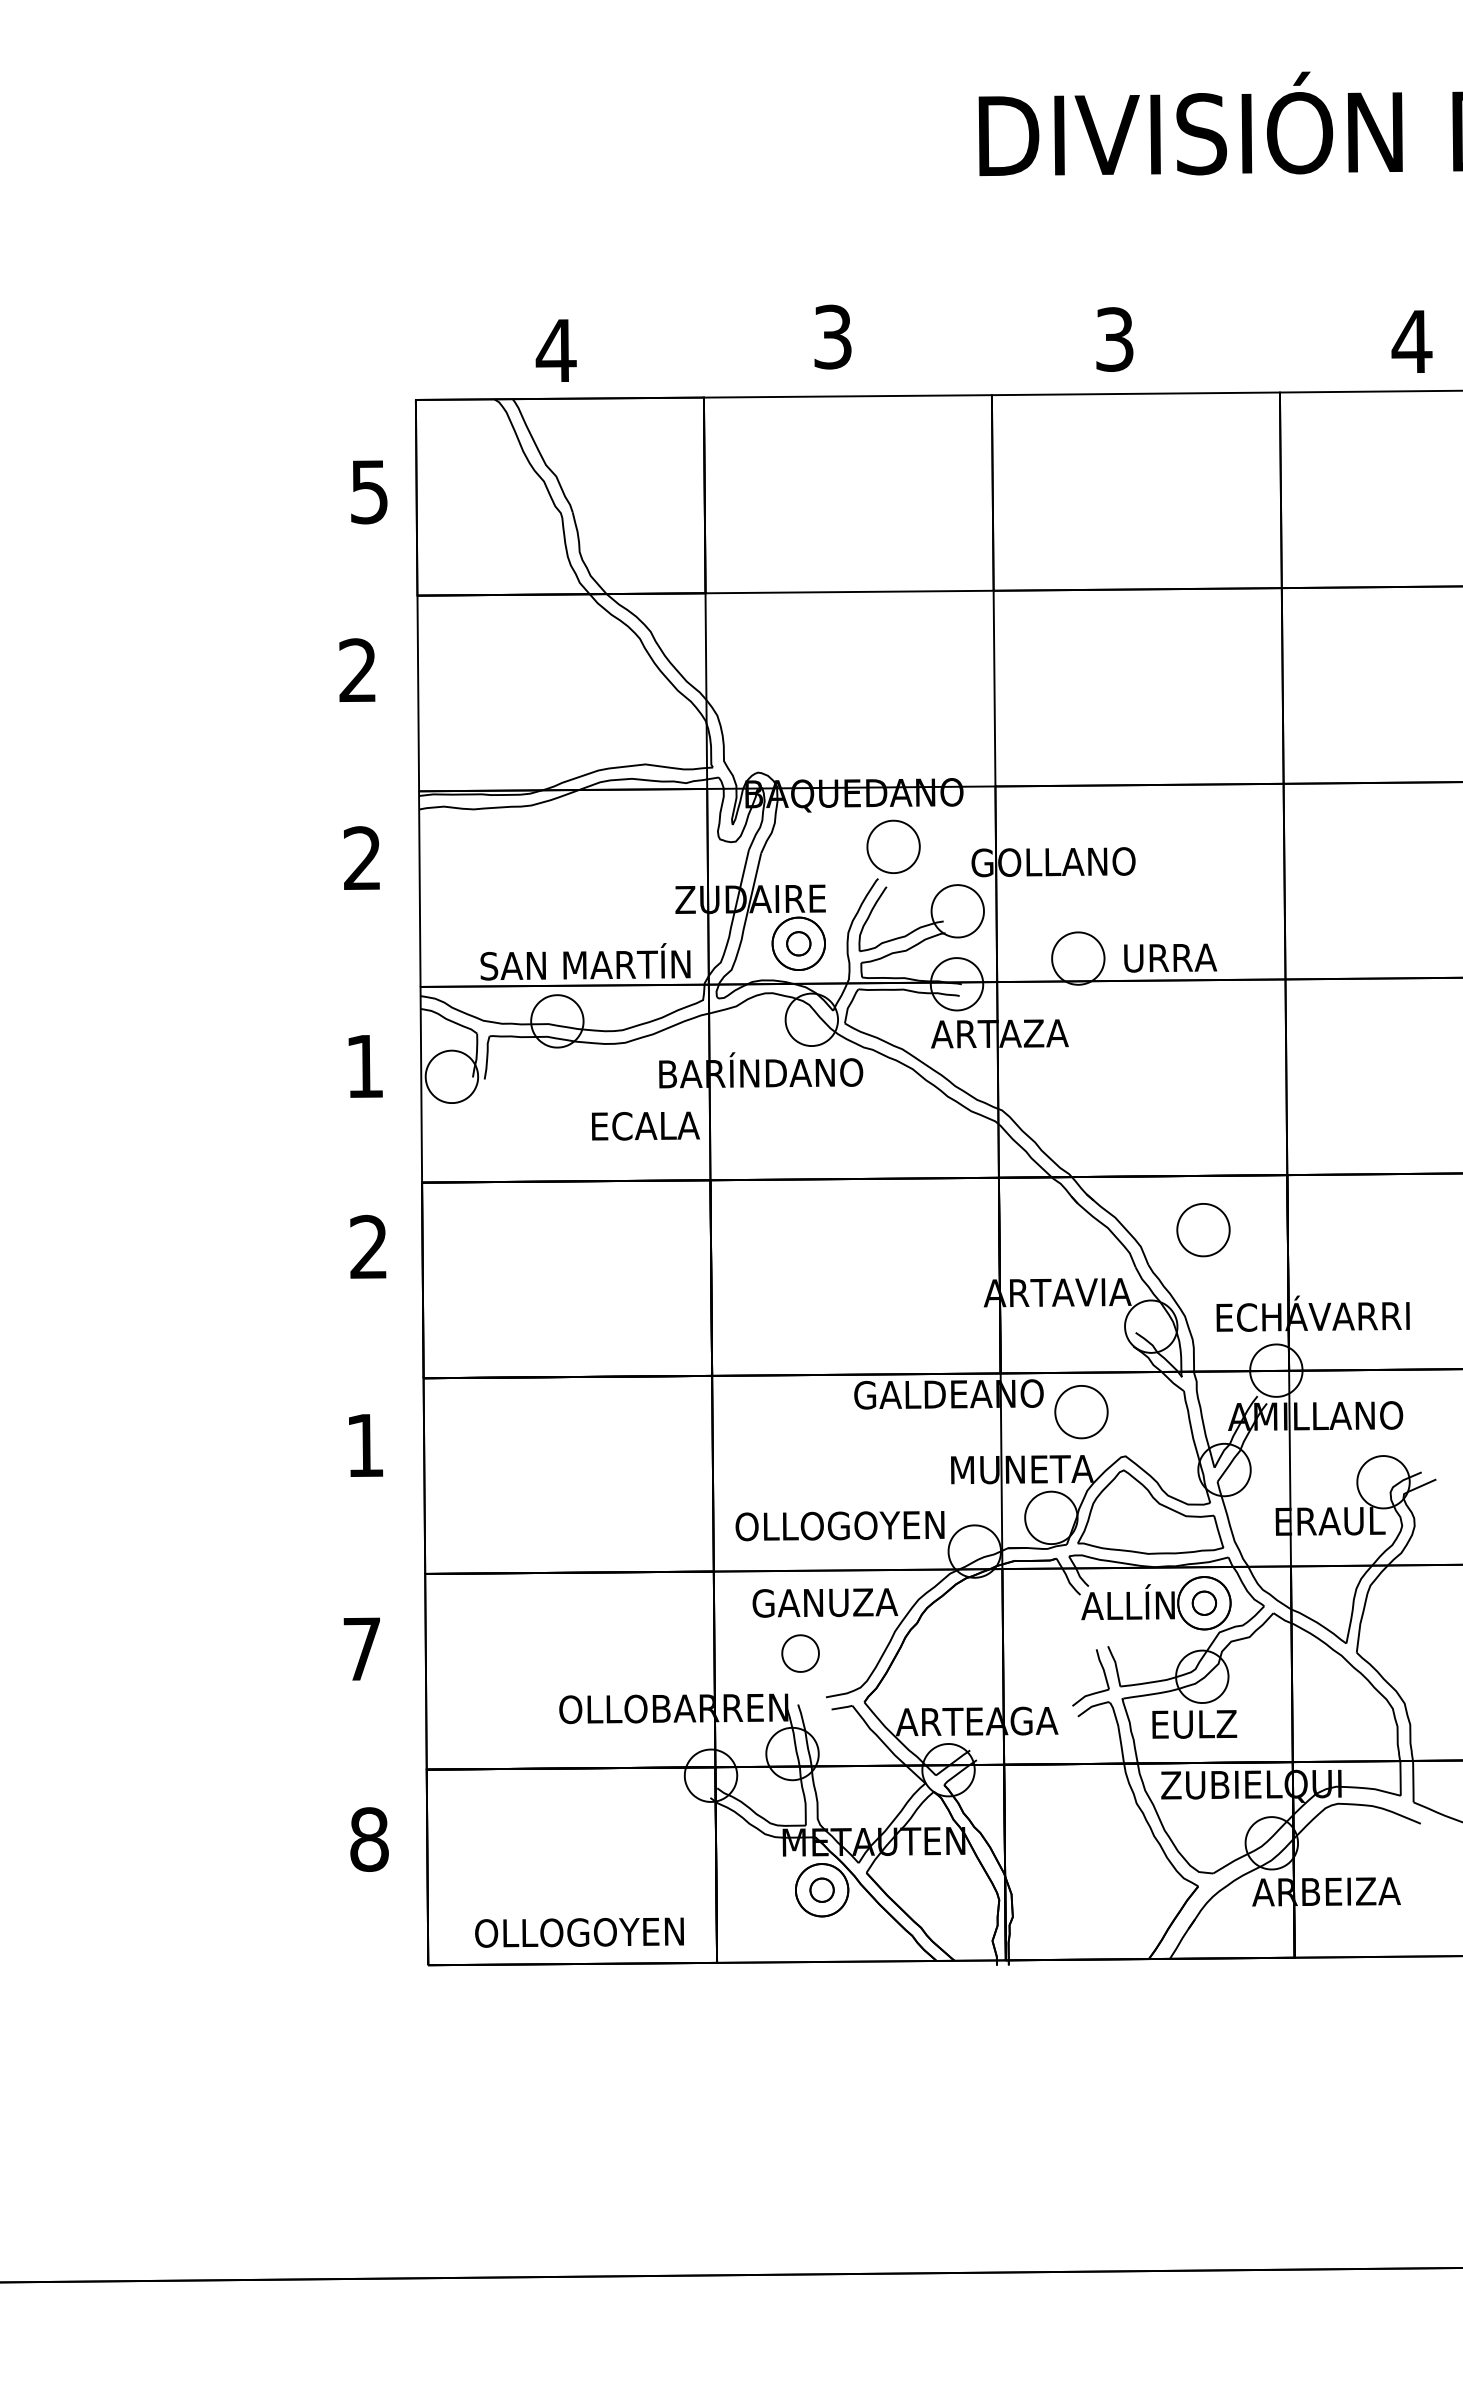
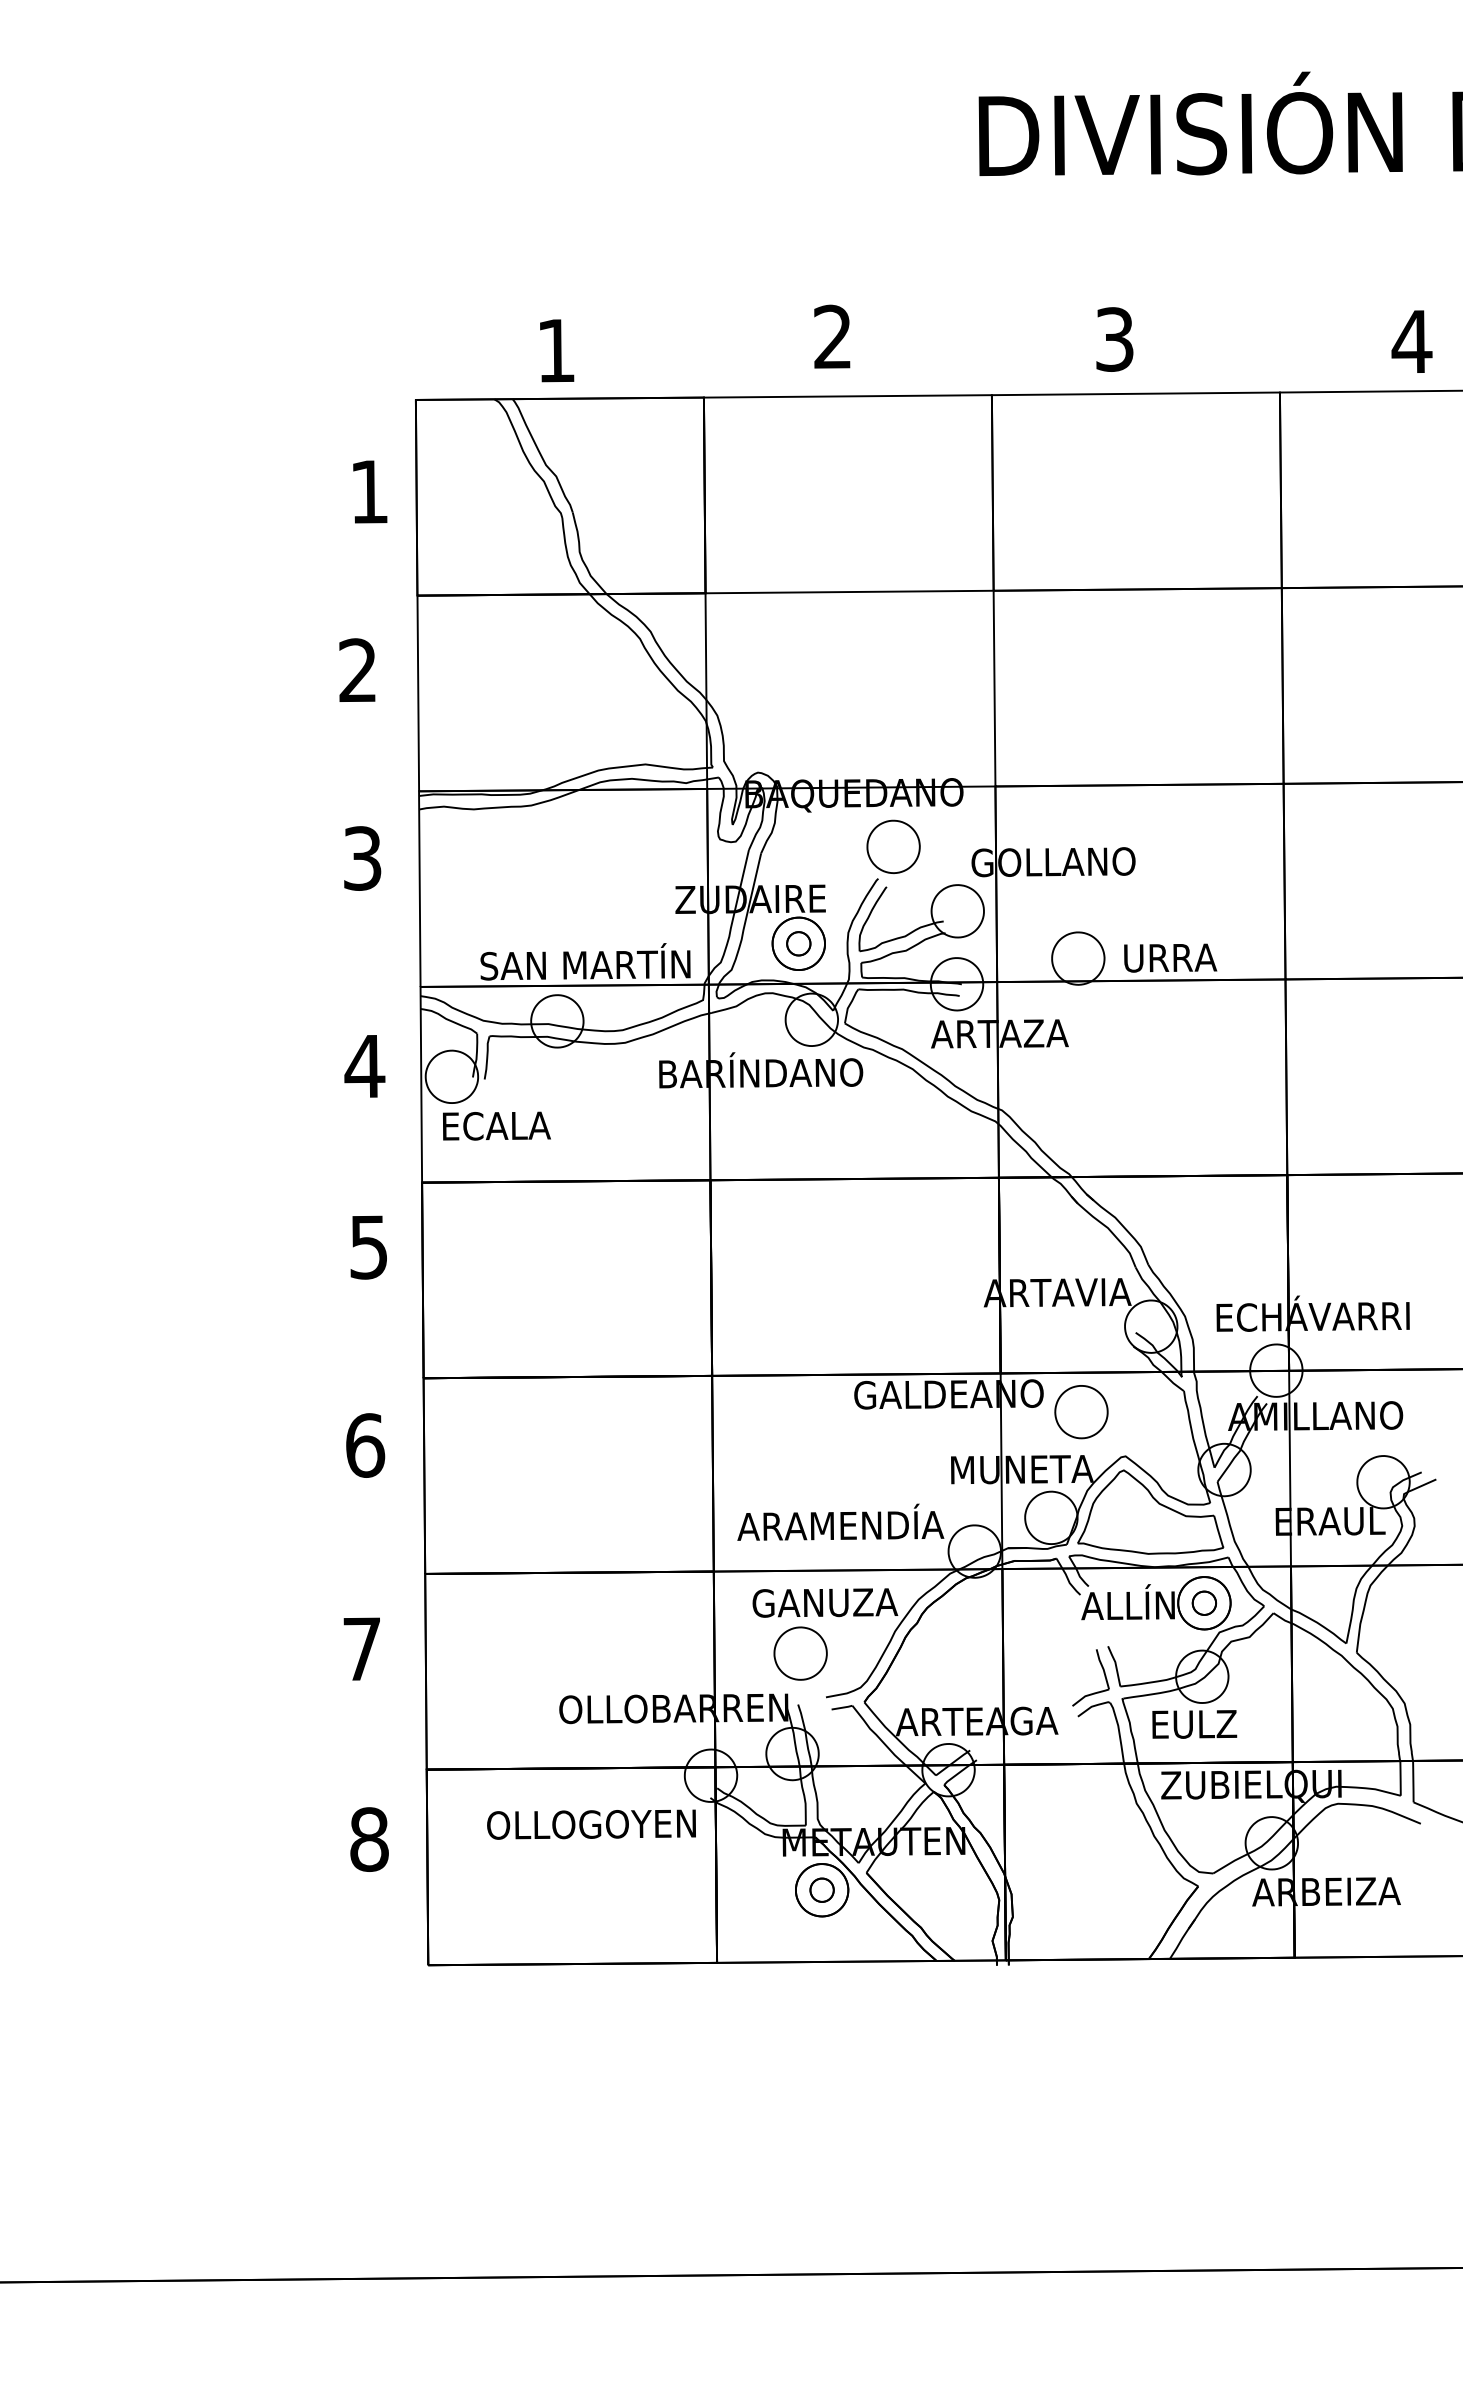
text: 3 -> 2 (832, 336)
text: 4 -> 1 (555, 350)
text: 5 -> 1 (369, 492)
text: 2 -> 3 (362, 858)
text: 1 -> 4 (364, 1066)
text position: (645, 1125) -> (496, 1125) (496, 1125)
part: present -> none (1203, 1230)
text: 2 -> 5 (368, 1246)
text: 1 -> 6 (365, 1445)
text: OLLOGOYEN -> ARAMENDÍA (839, 1522)
part size: 39x39 px -> 55x55 px (800, 1653)
text position: (579, 1932) -> (591, 1824) (591, 1824)
